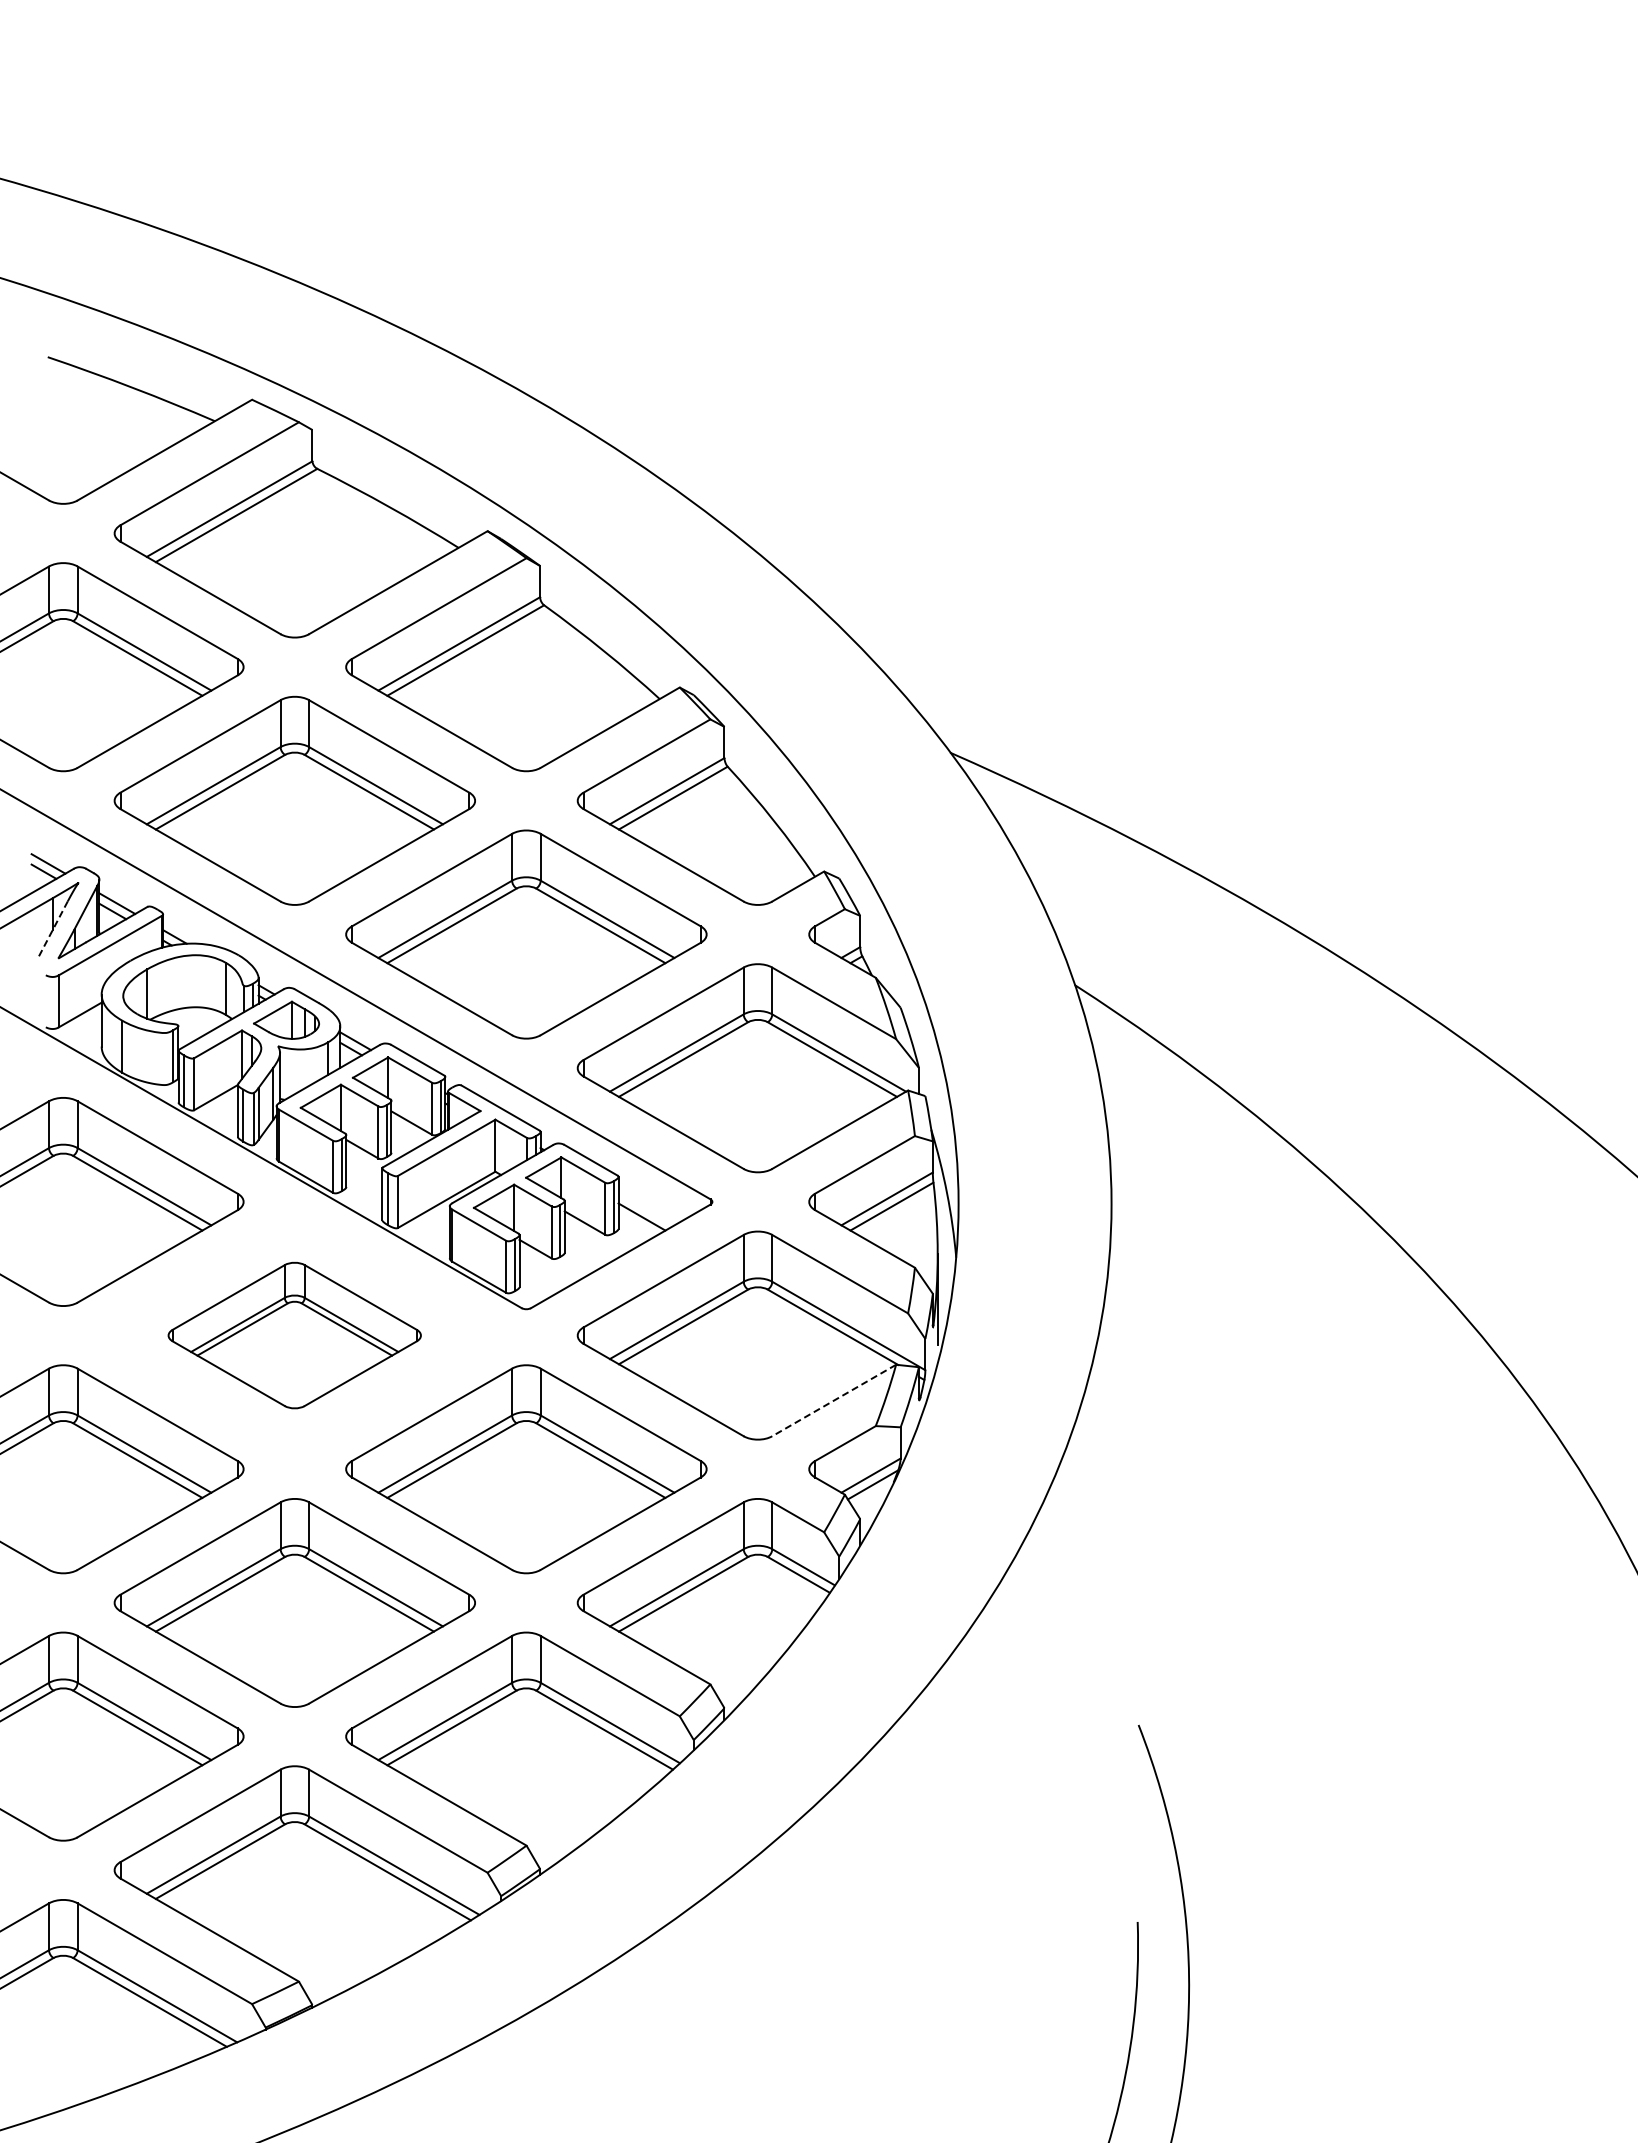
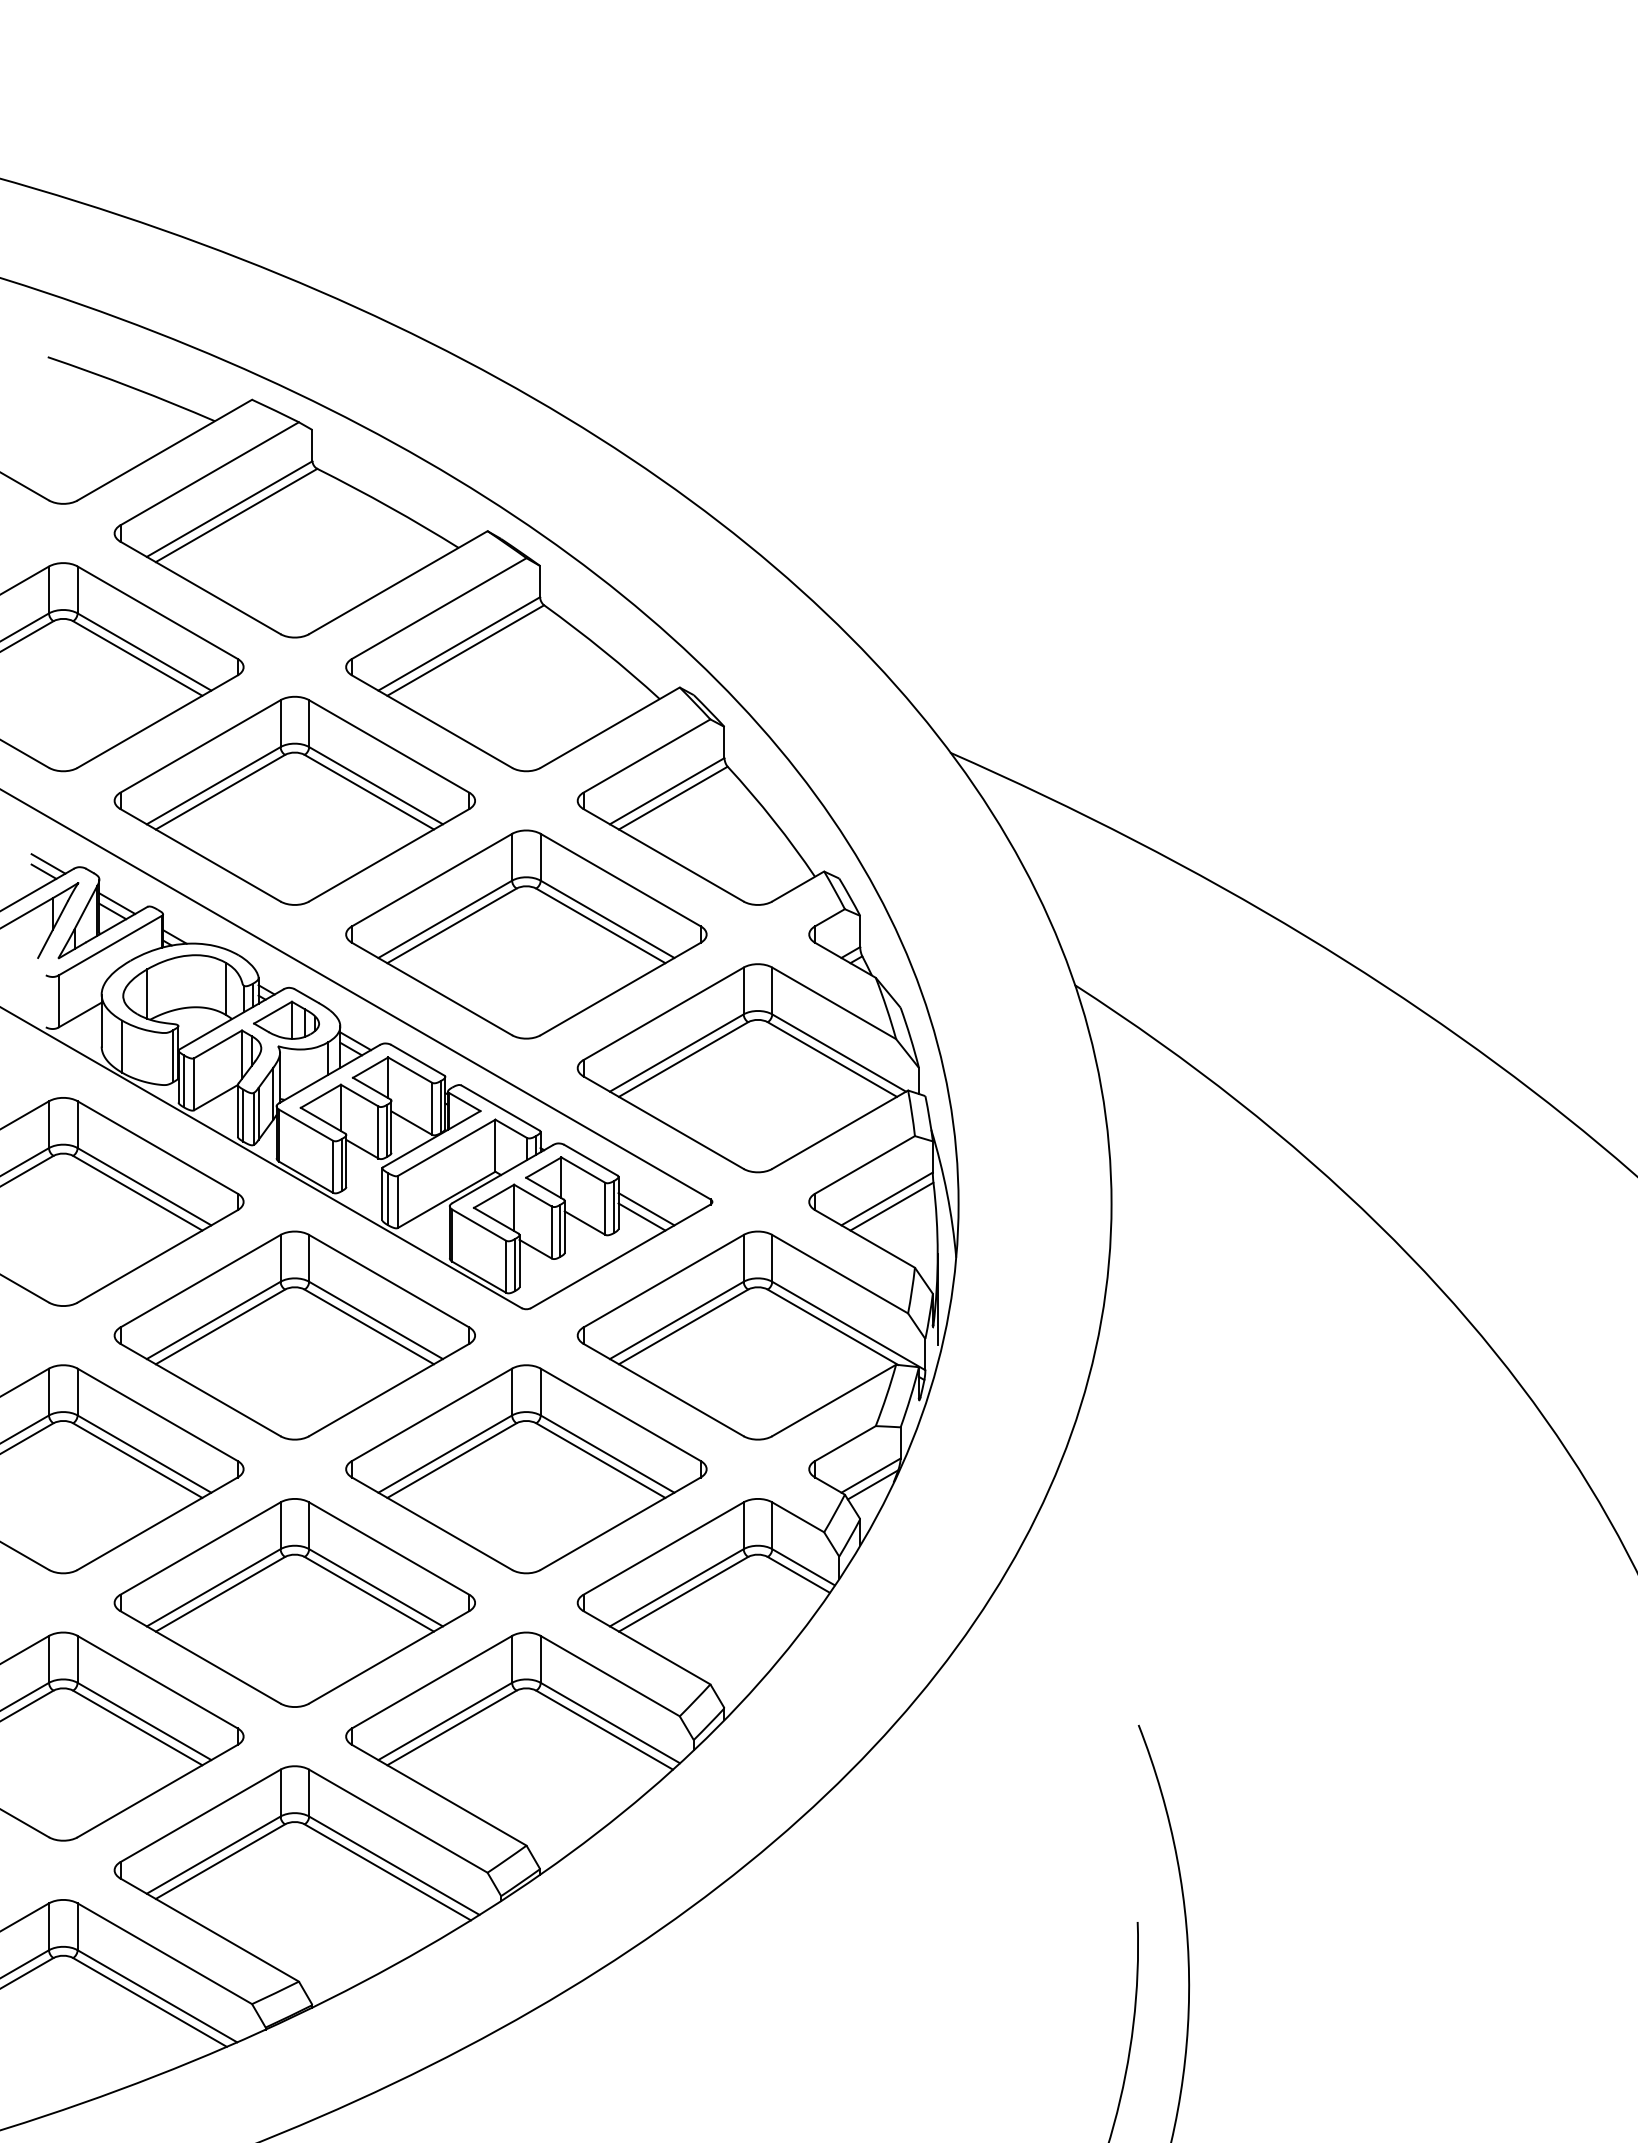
line: dashed -> solid (52, 929)
line: none -> present (646, 1209)
part size: 255x149 px -> 363x211 px (294, 1335)
line: dashed -> solid (833, 1400)
